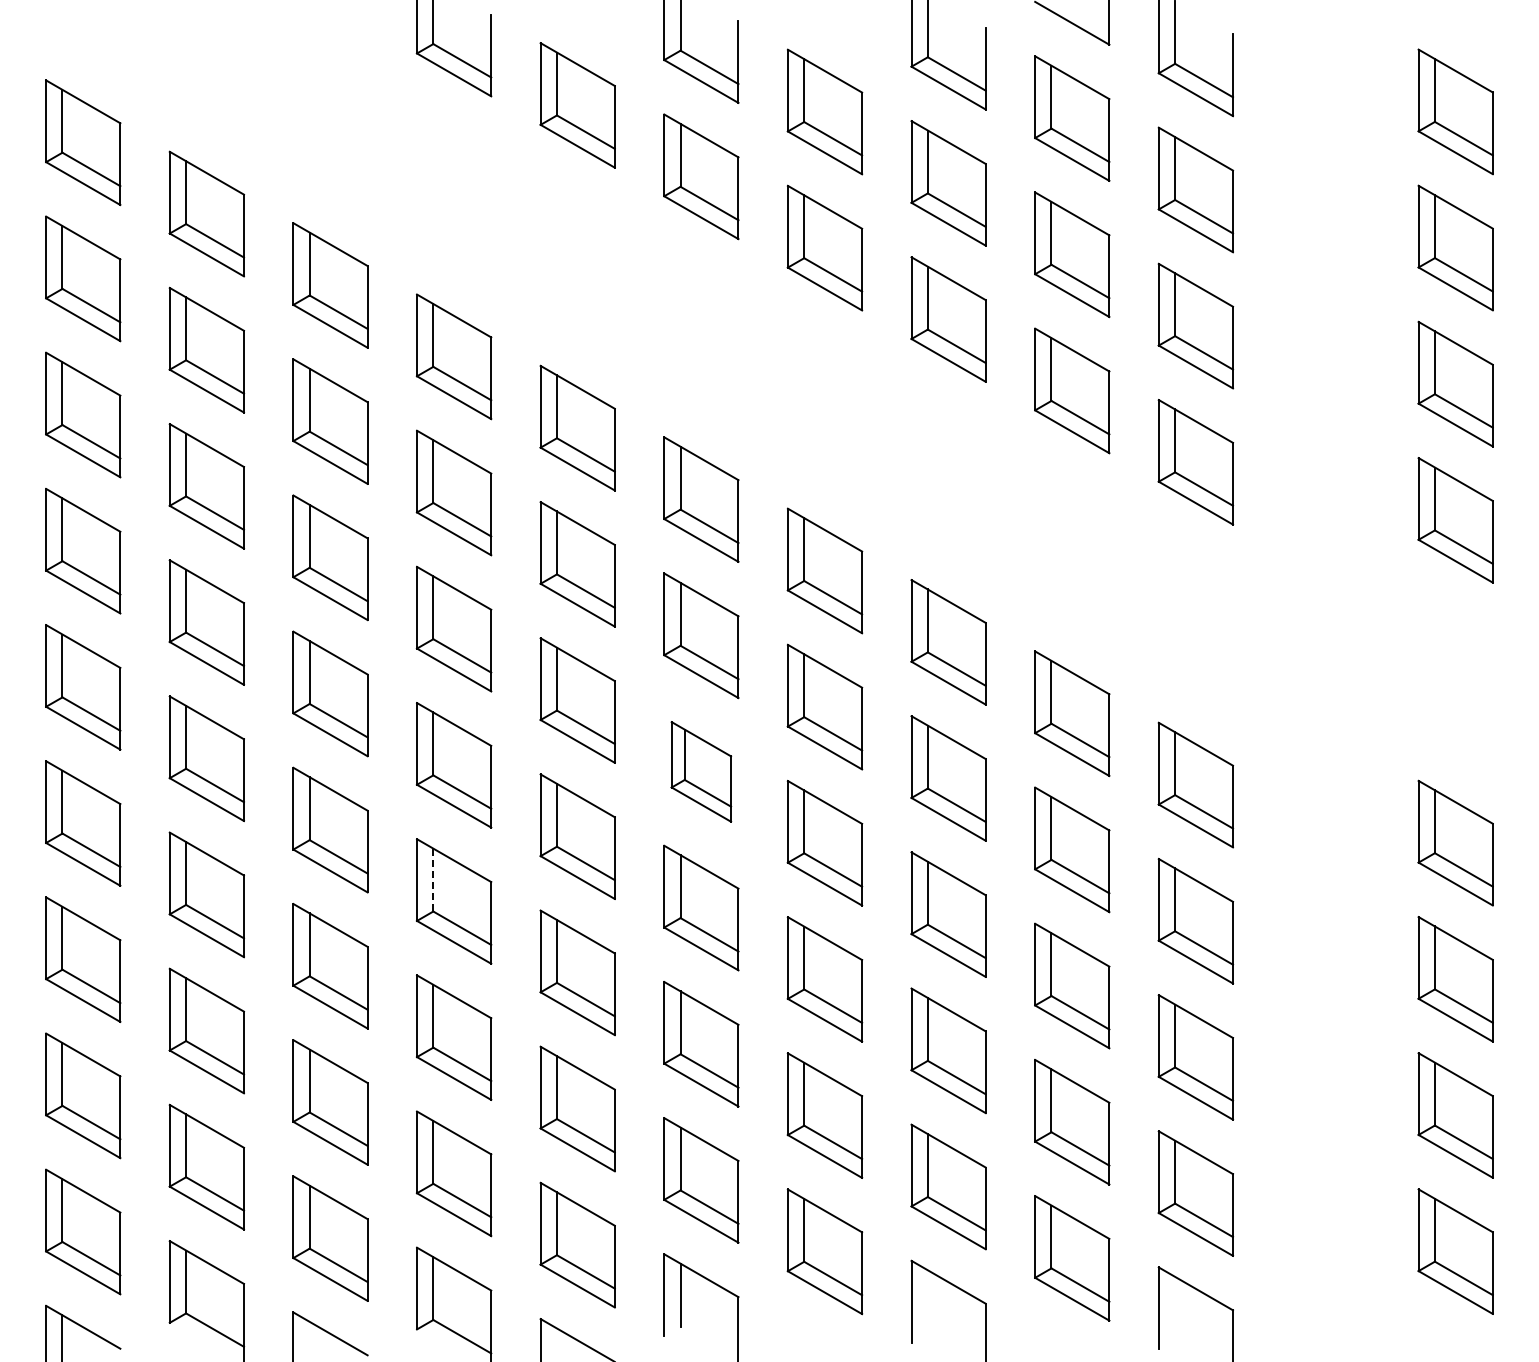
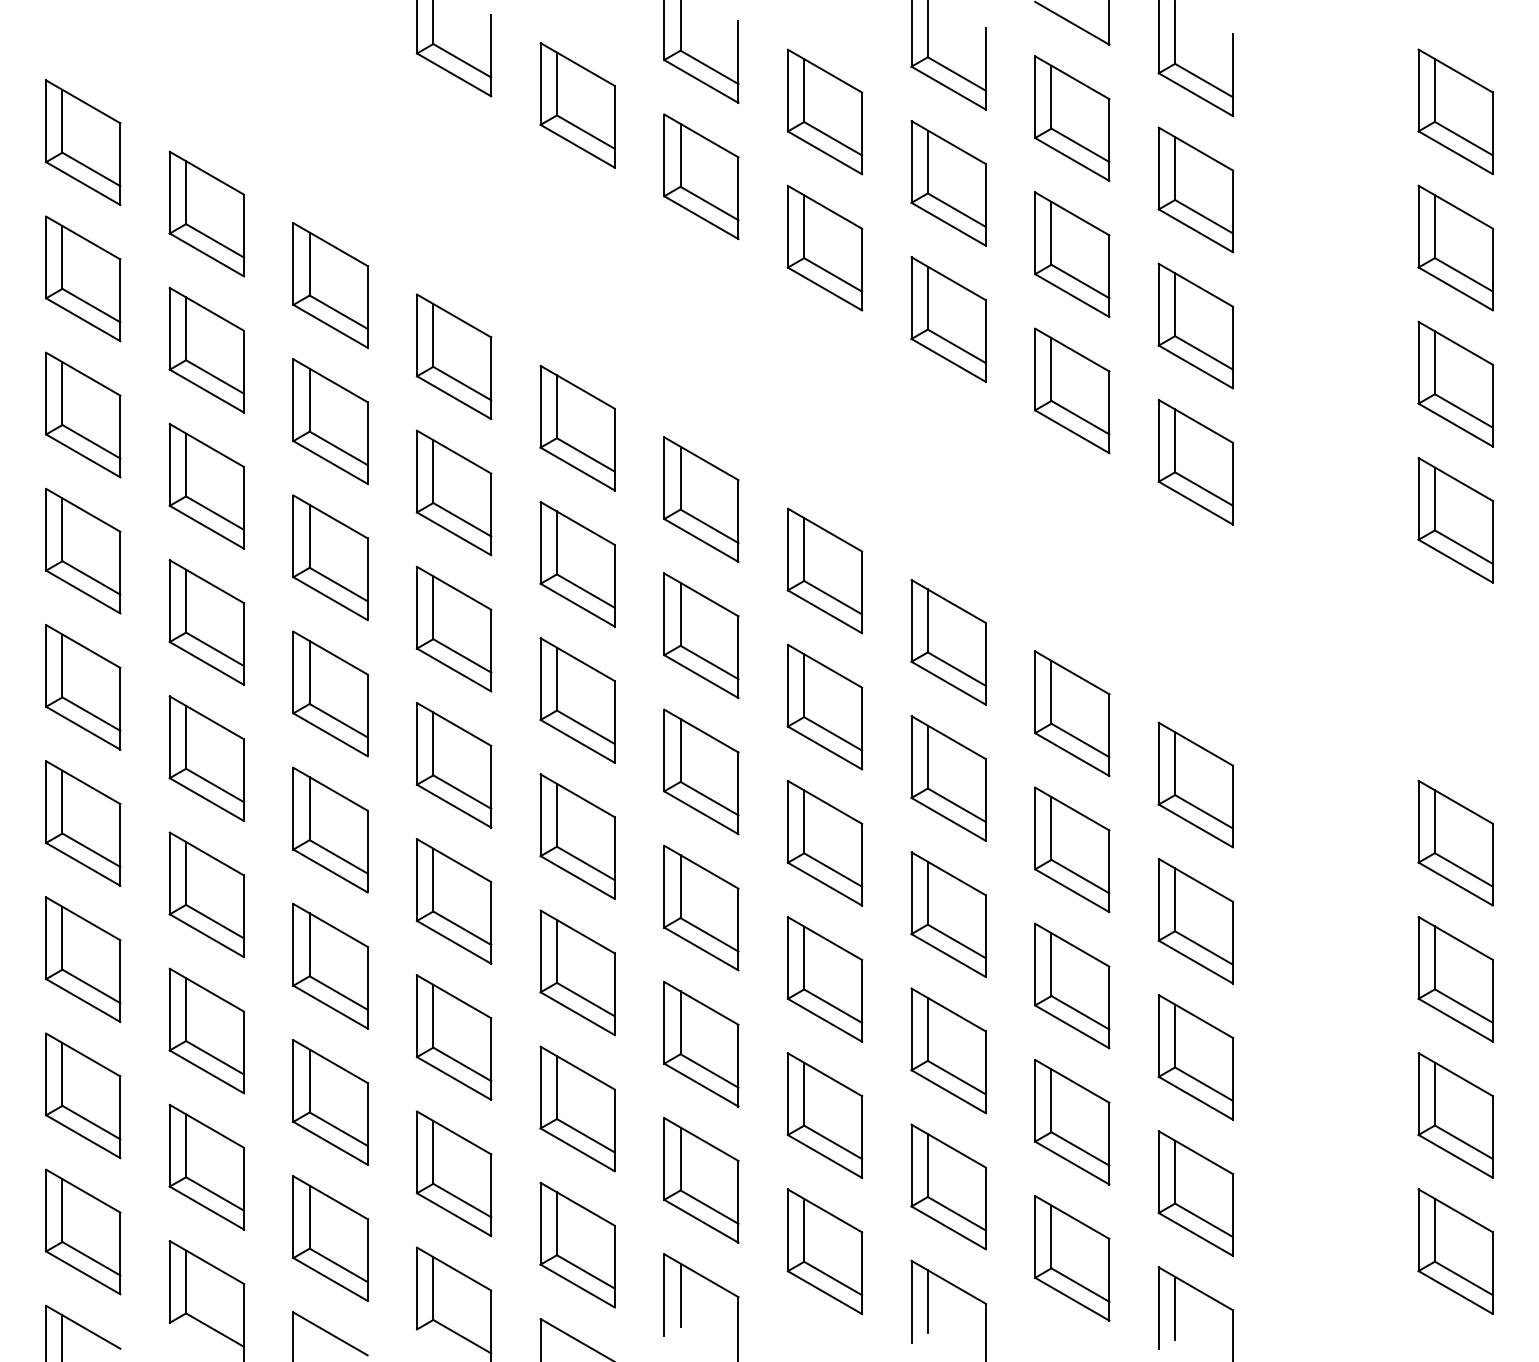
part size: 63x102 px -> 77x128 px (701, 771)
line: dashed -> solid (433, 880)
line: none -> present (927, 1301)
line: none -> present (1175, 1307)
